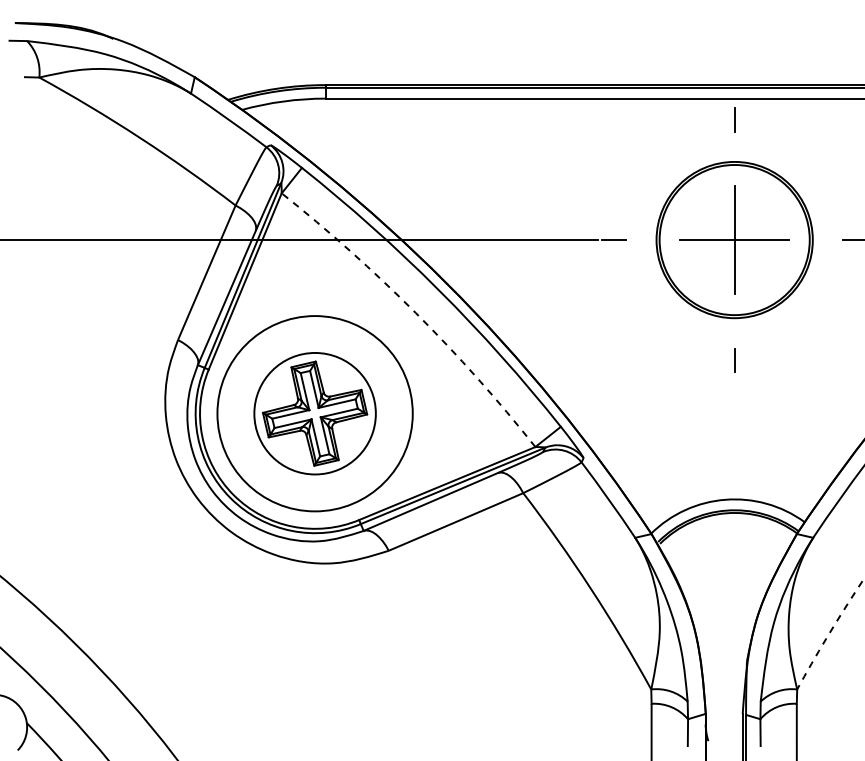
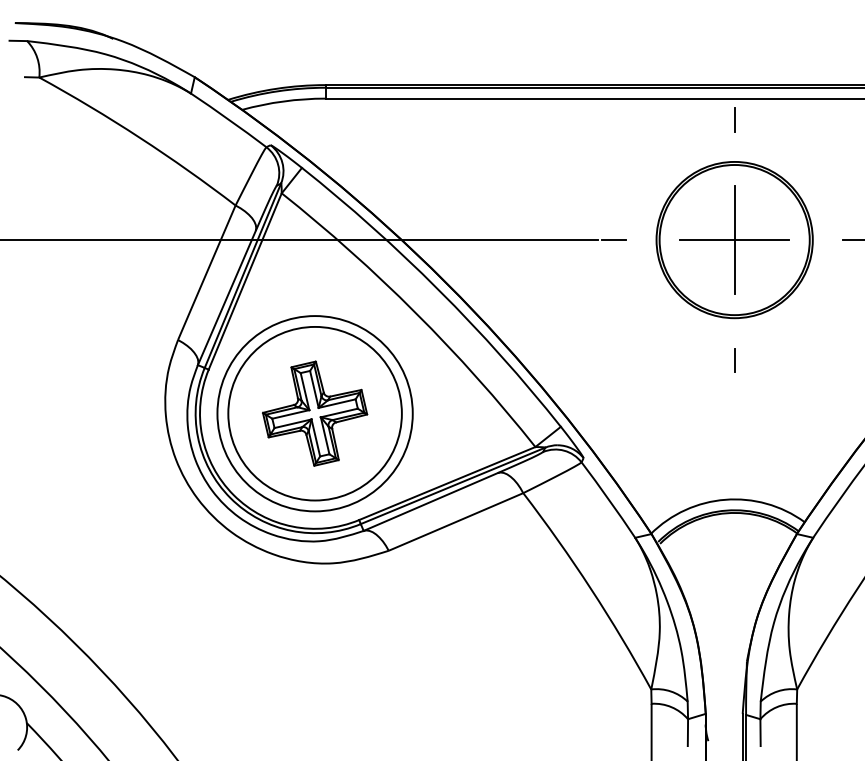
arc: dashed -> solid (415, 312)
circle diameter: 122 px -> 174 px (314, 413)
arc: dashed -> solid (829, 633)
